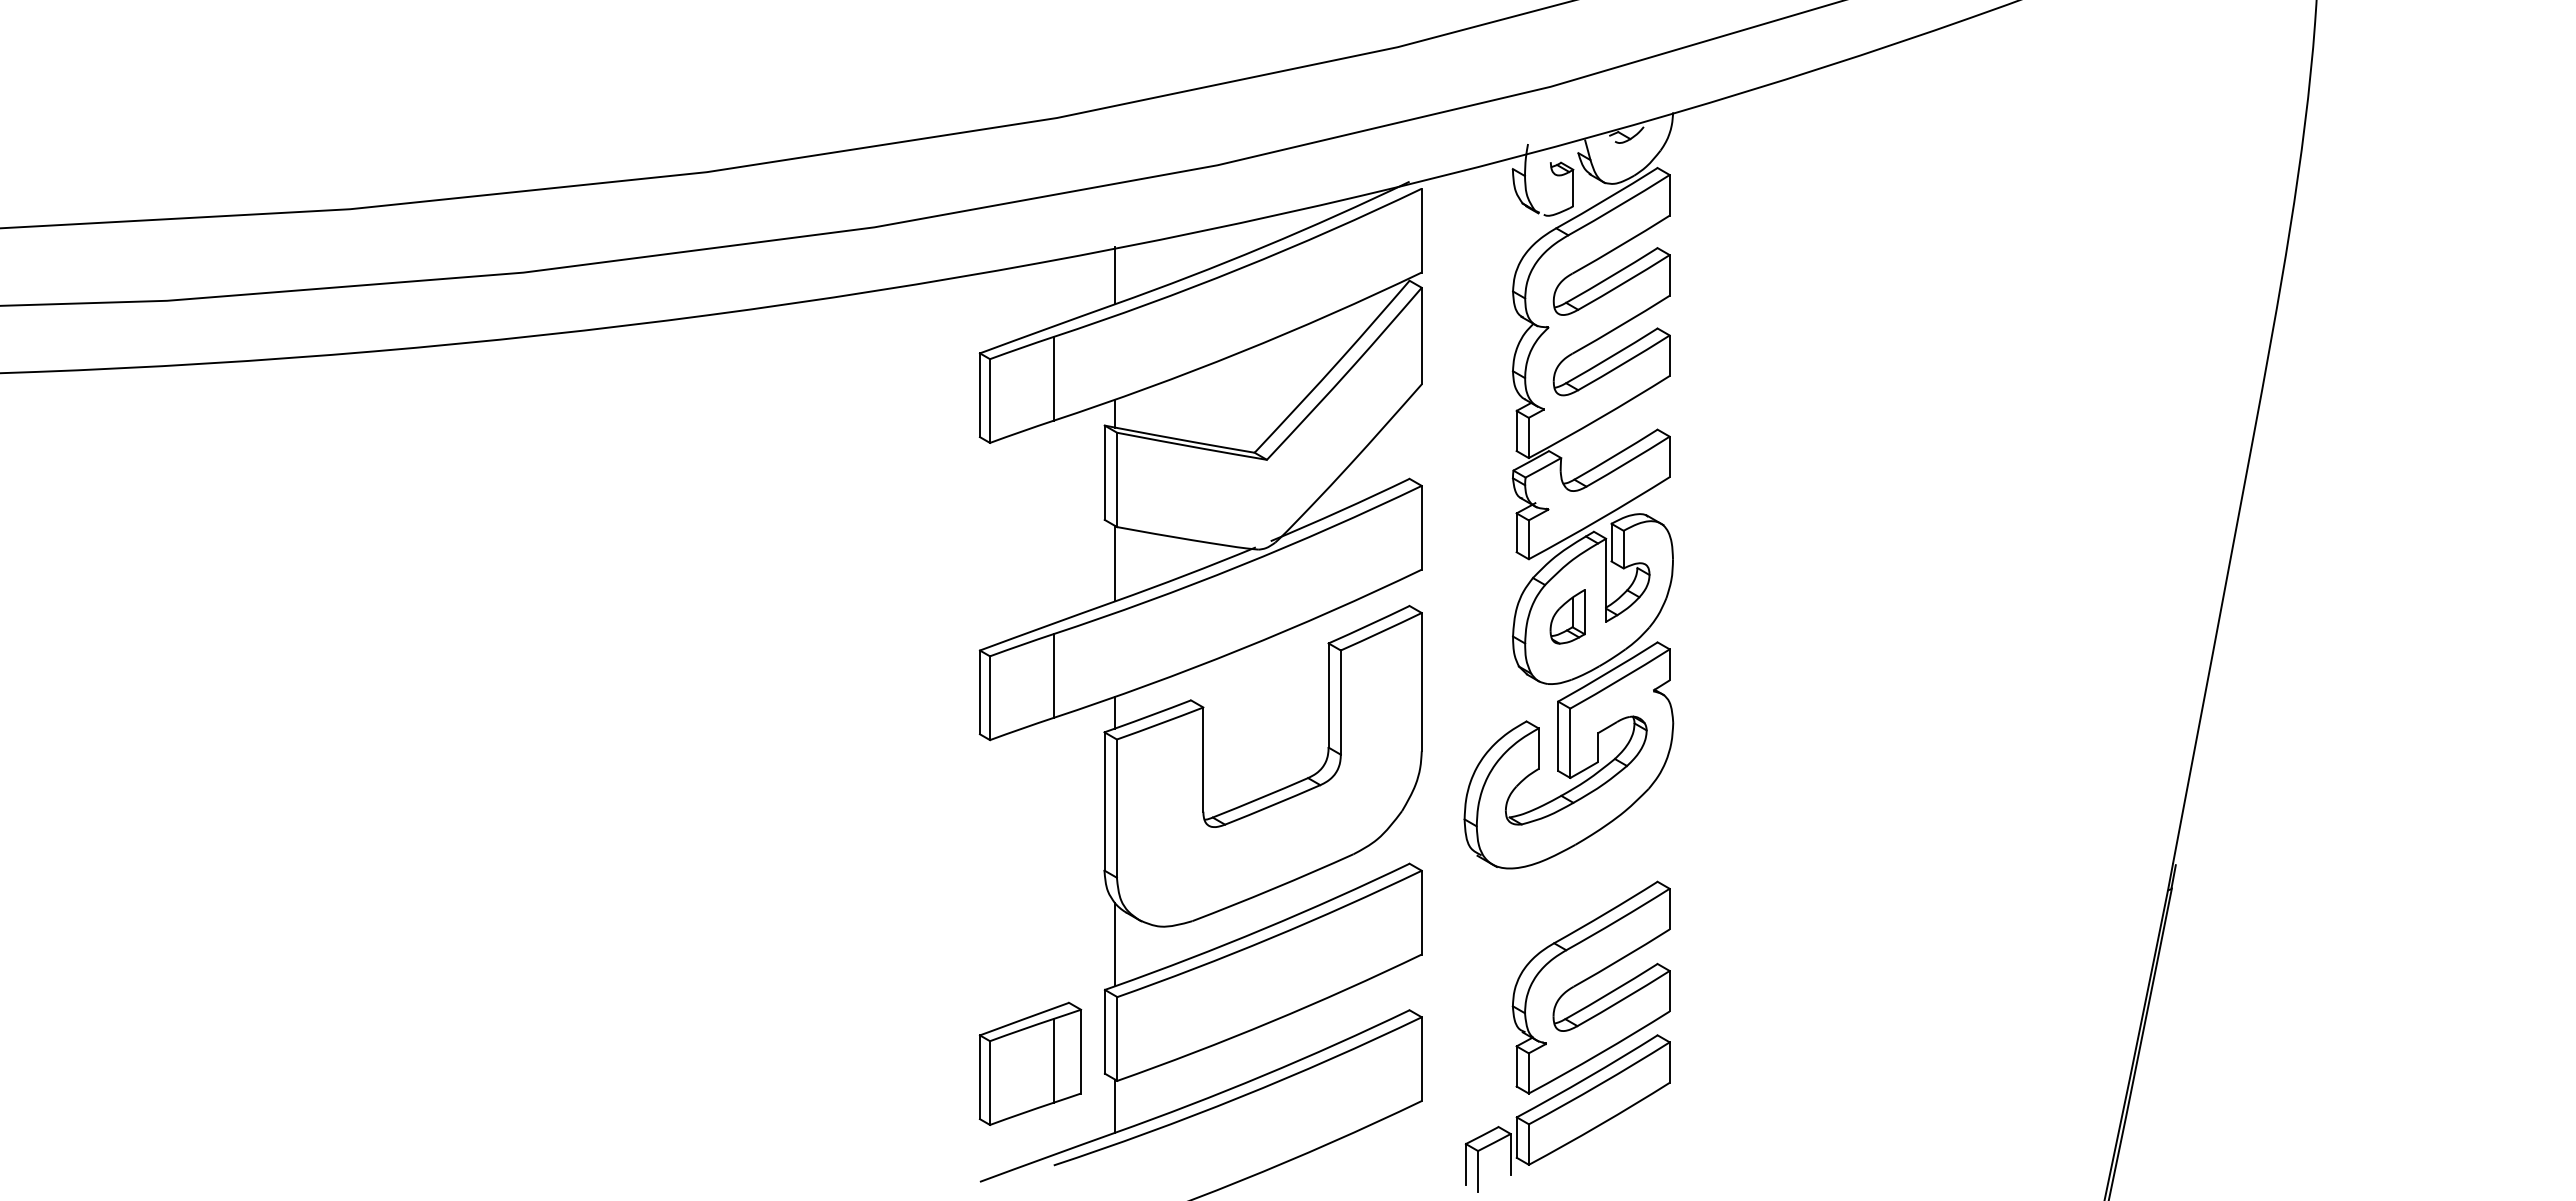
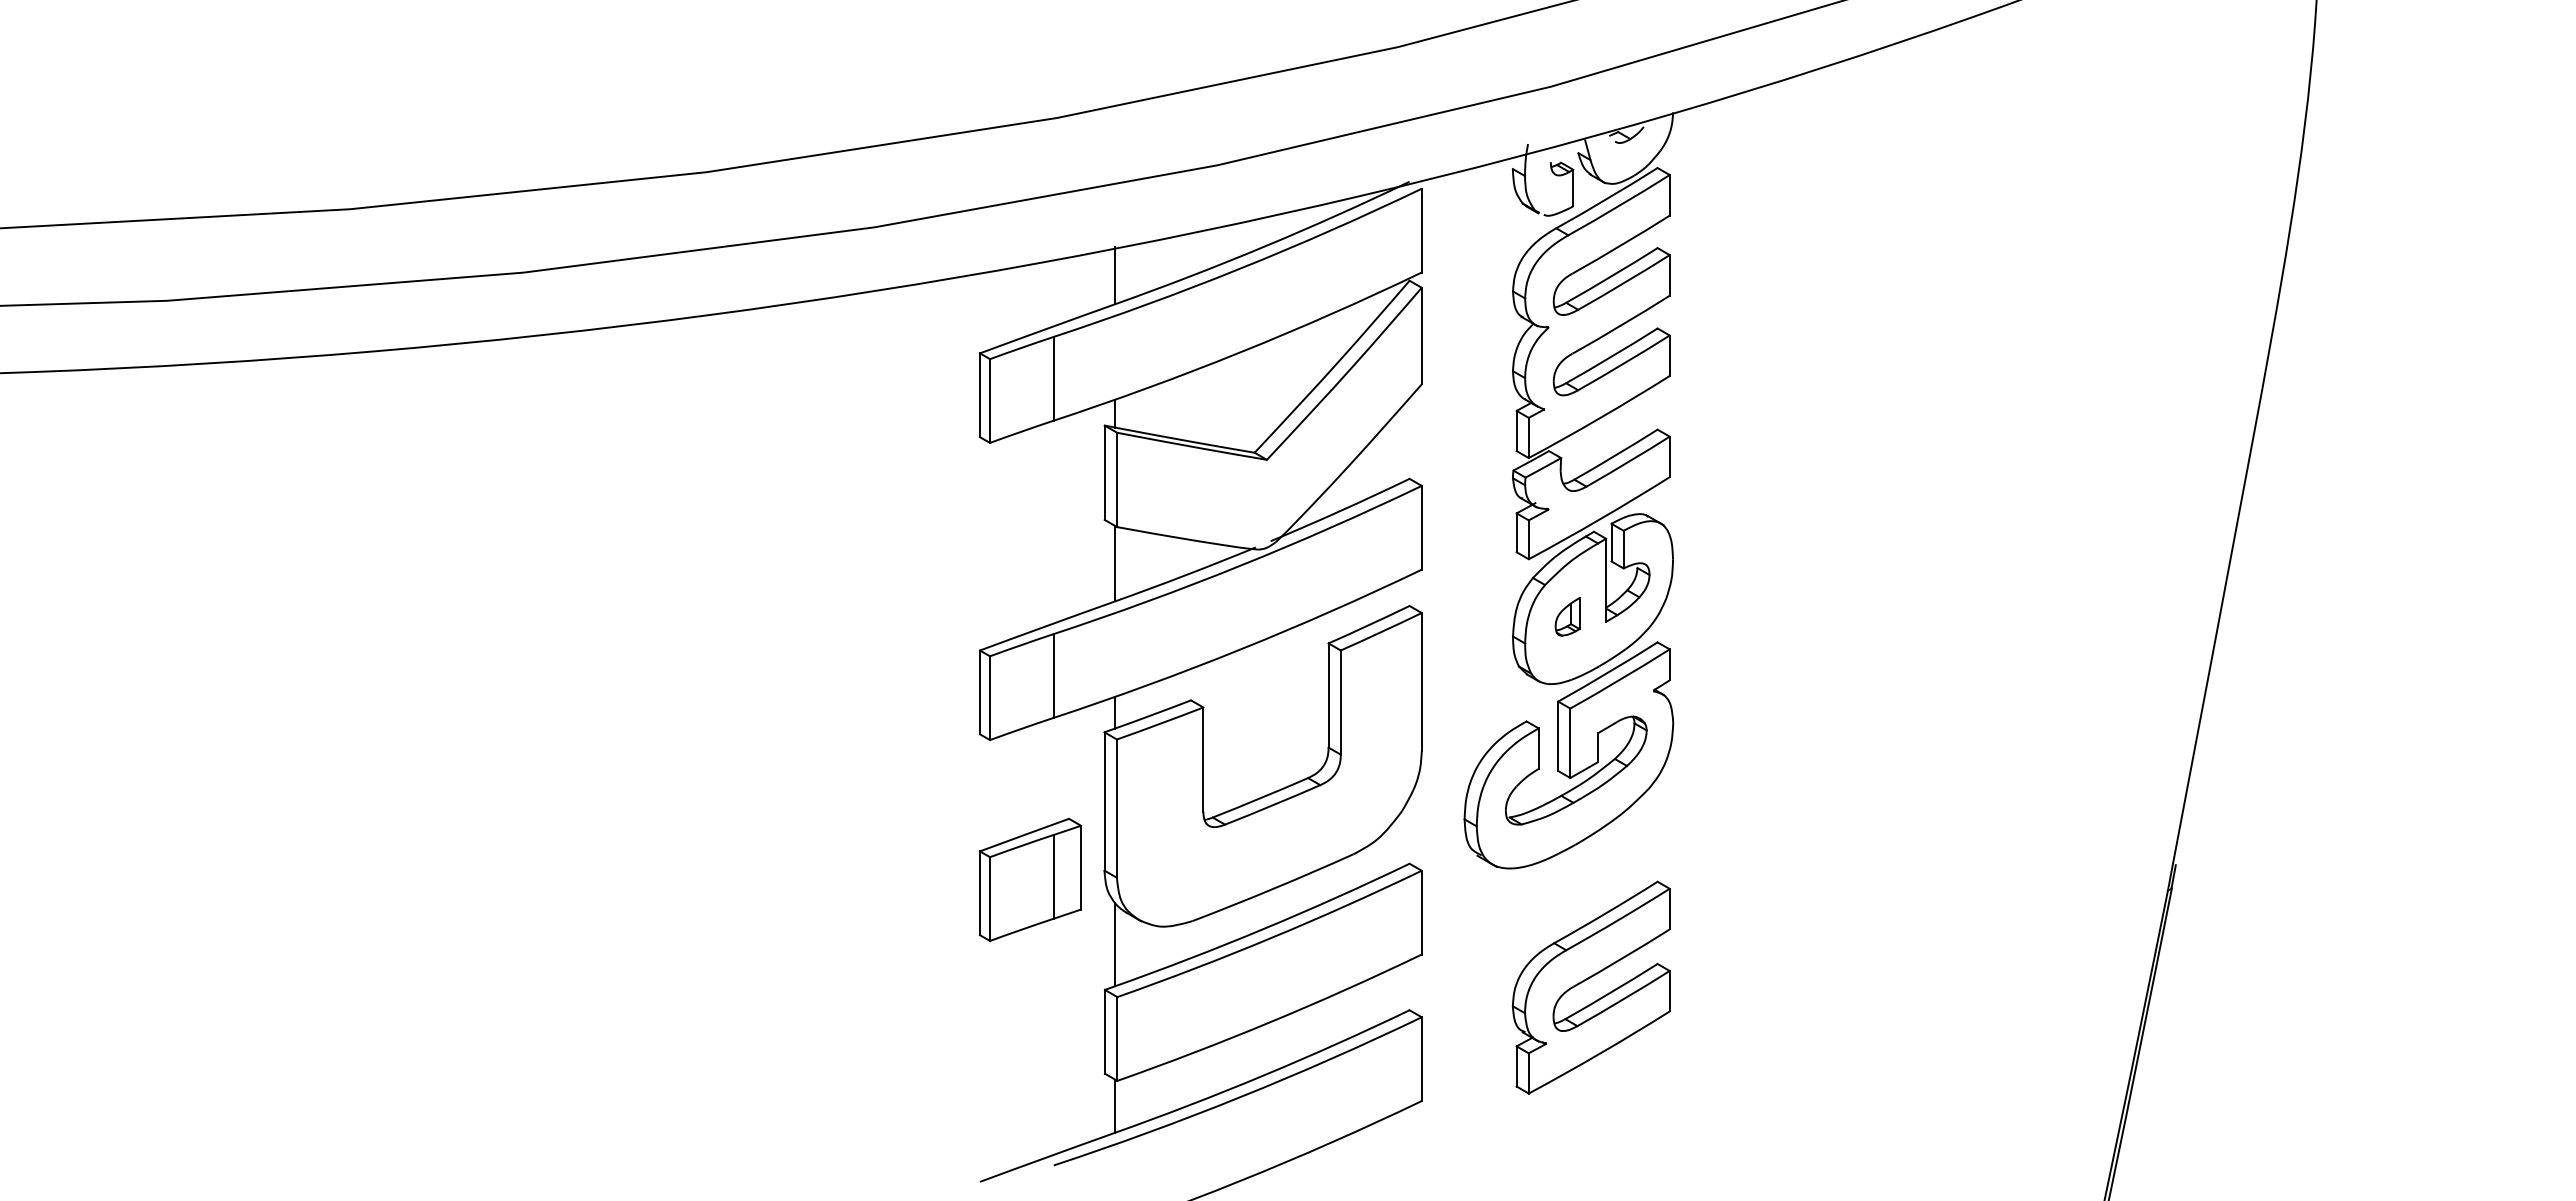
part size: 37x56 px -> 27x40 px (1567, 616)
part position: (1030, 1063) -> (1030, 879) (1030, 879)
part: present -> none (1567, 1113)
